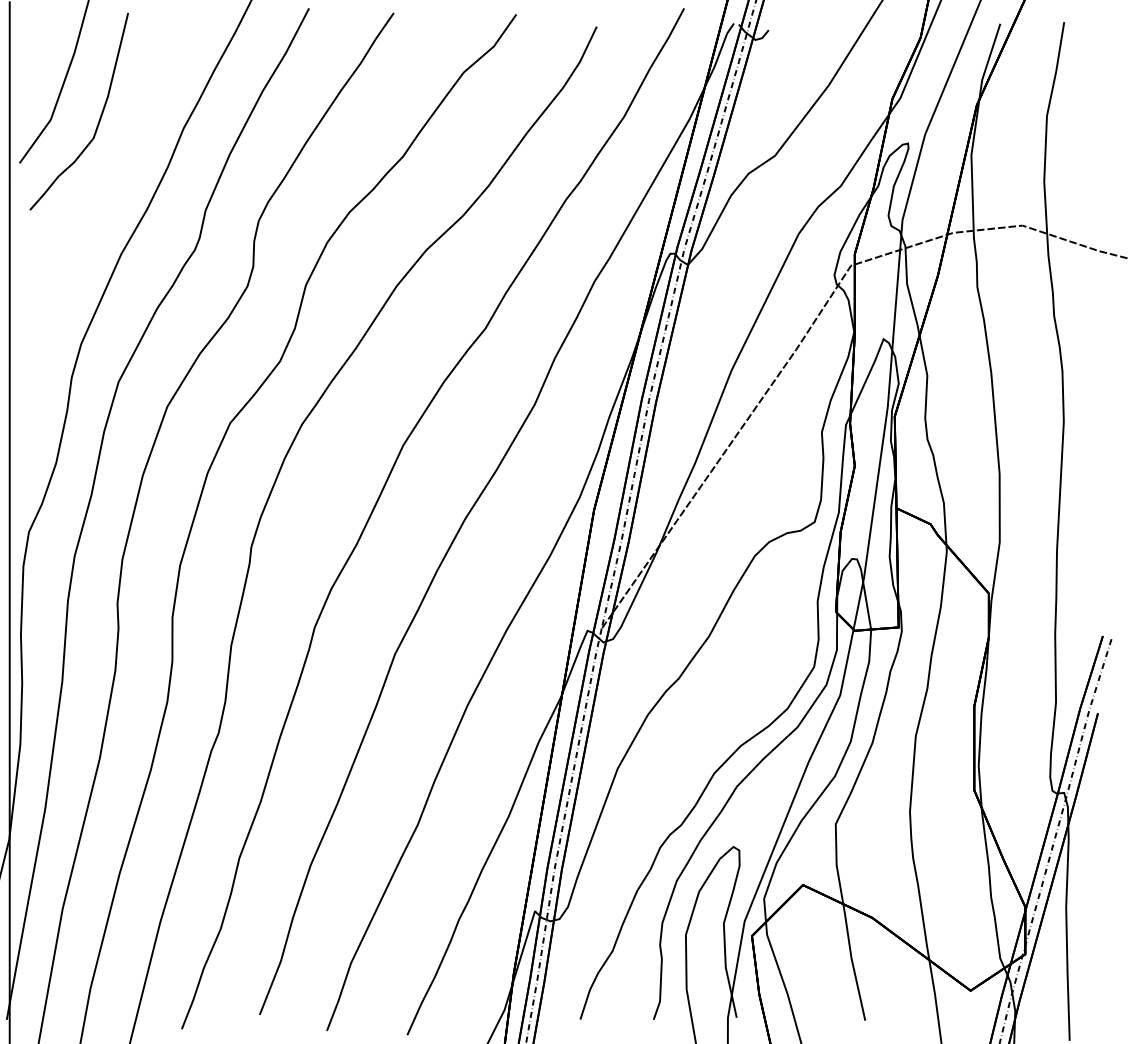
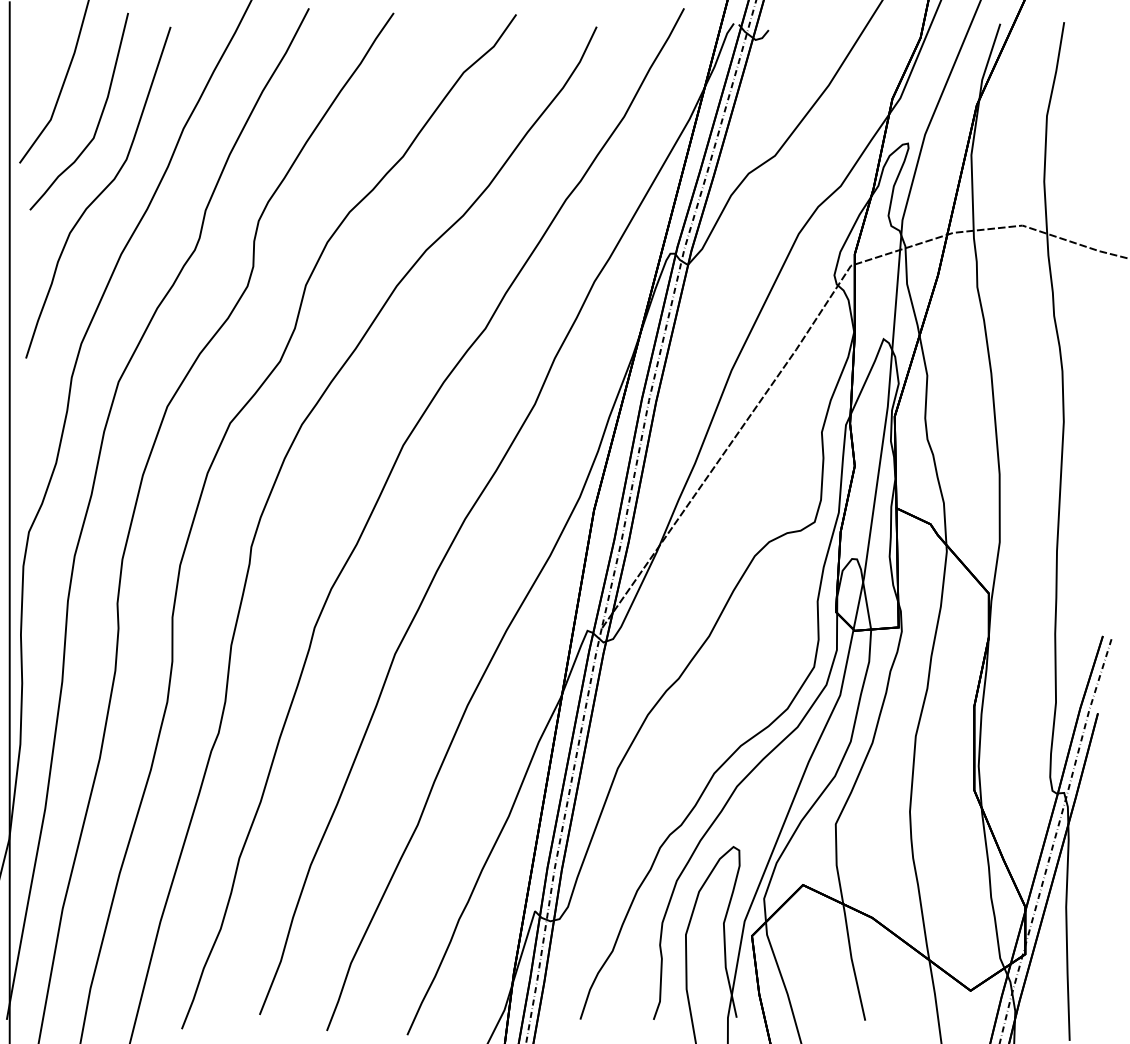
curve: none -> present (99, 193)
